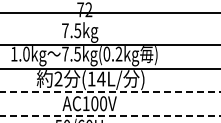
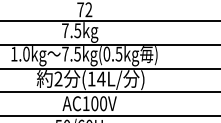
line position: (109, 12) -> (109, 20) (109, 20)
text: 7.5kg(0.2kg -> 7.5kg(0.5kg (118, 53)
line: dashed -> solid (110, 92)
line: dashed -> solid (110, 116)
